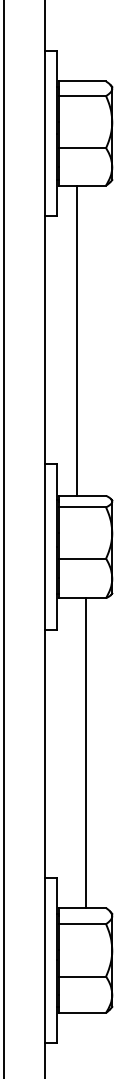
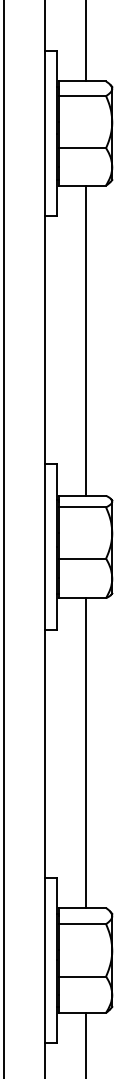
line: none -> present (86, 41)
line position: (77, 340) -> (86, 340) (86, 340)
line: none -> present (86, 1043)
